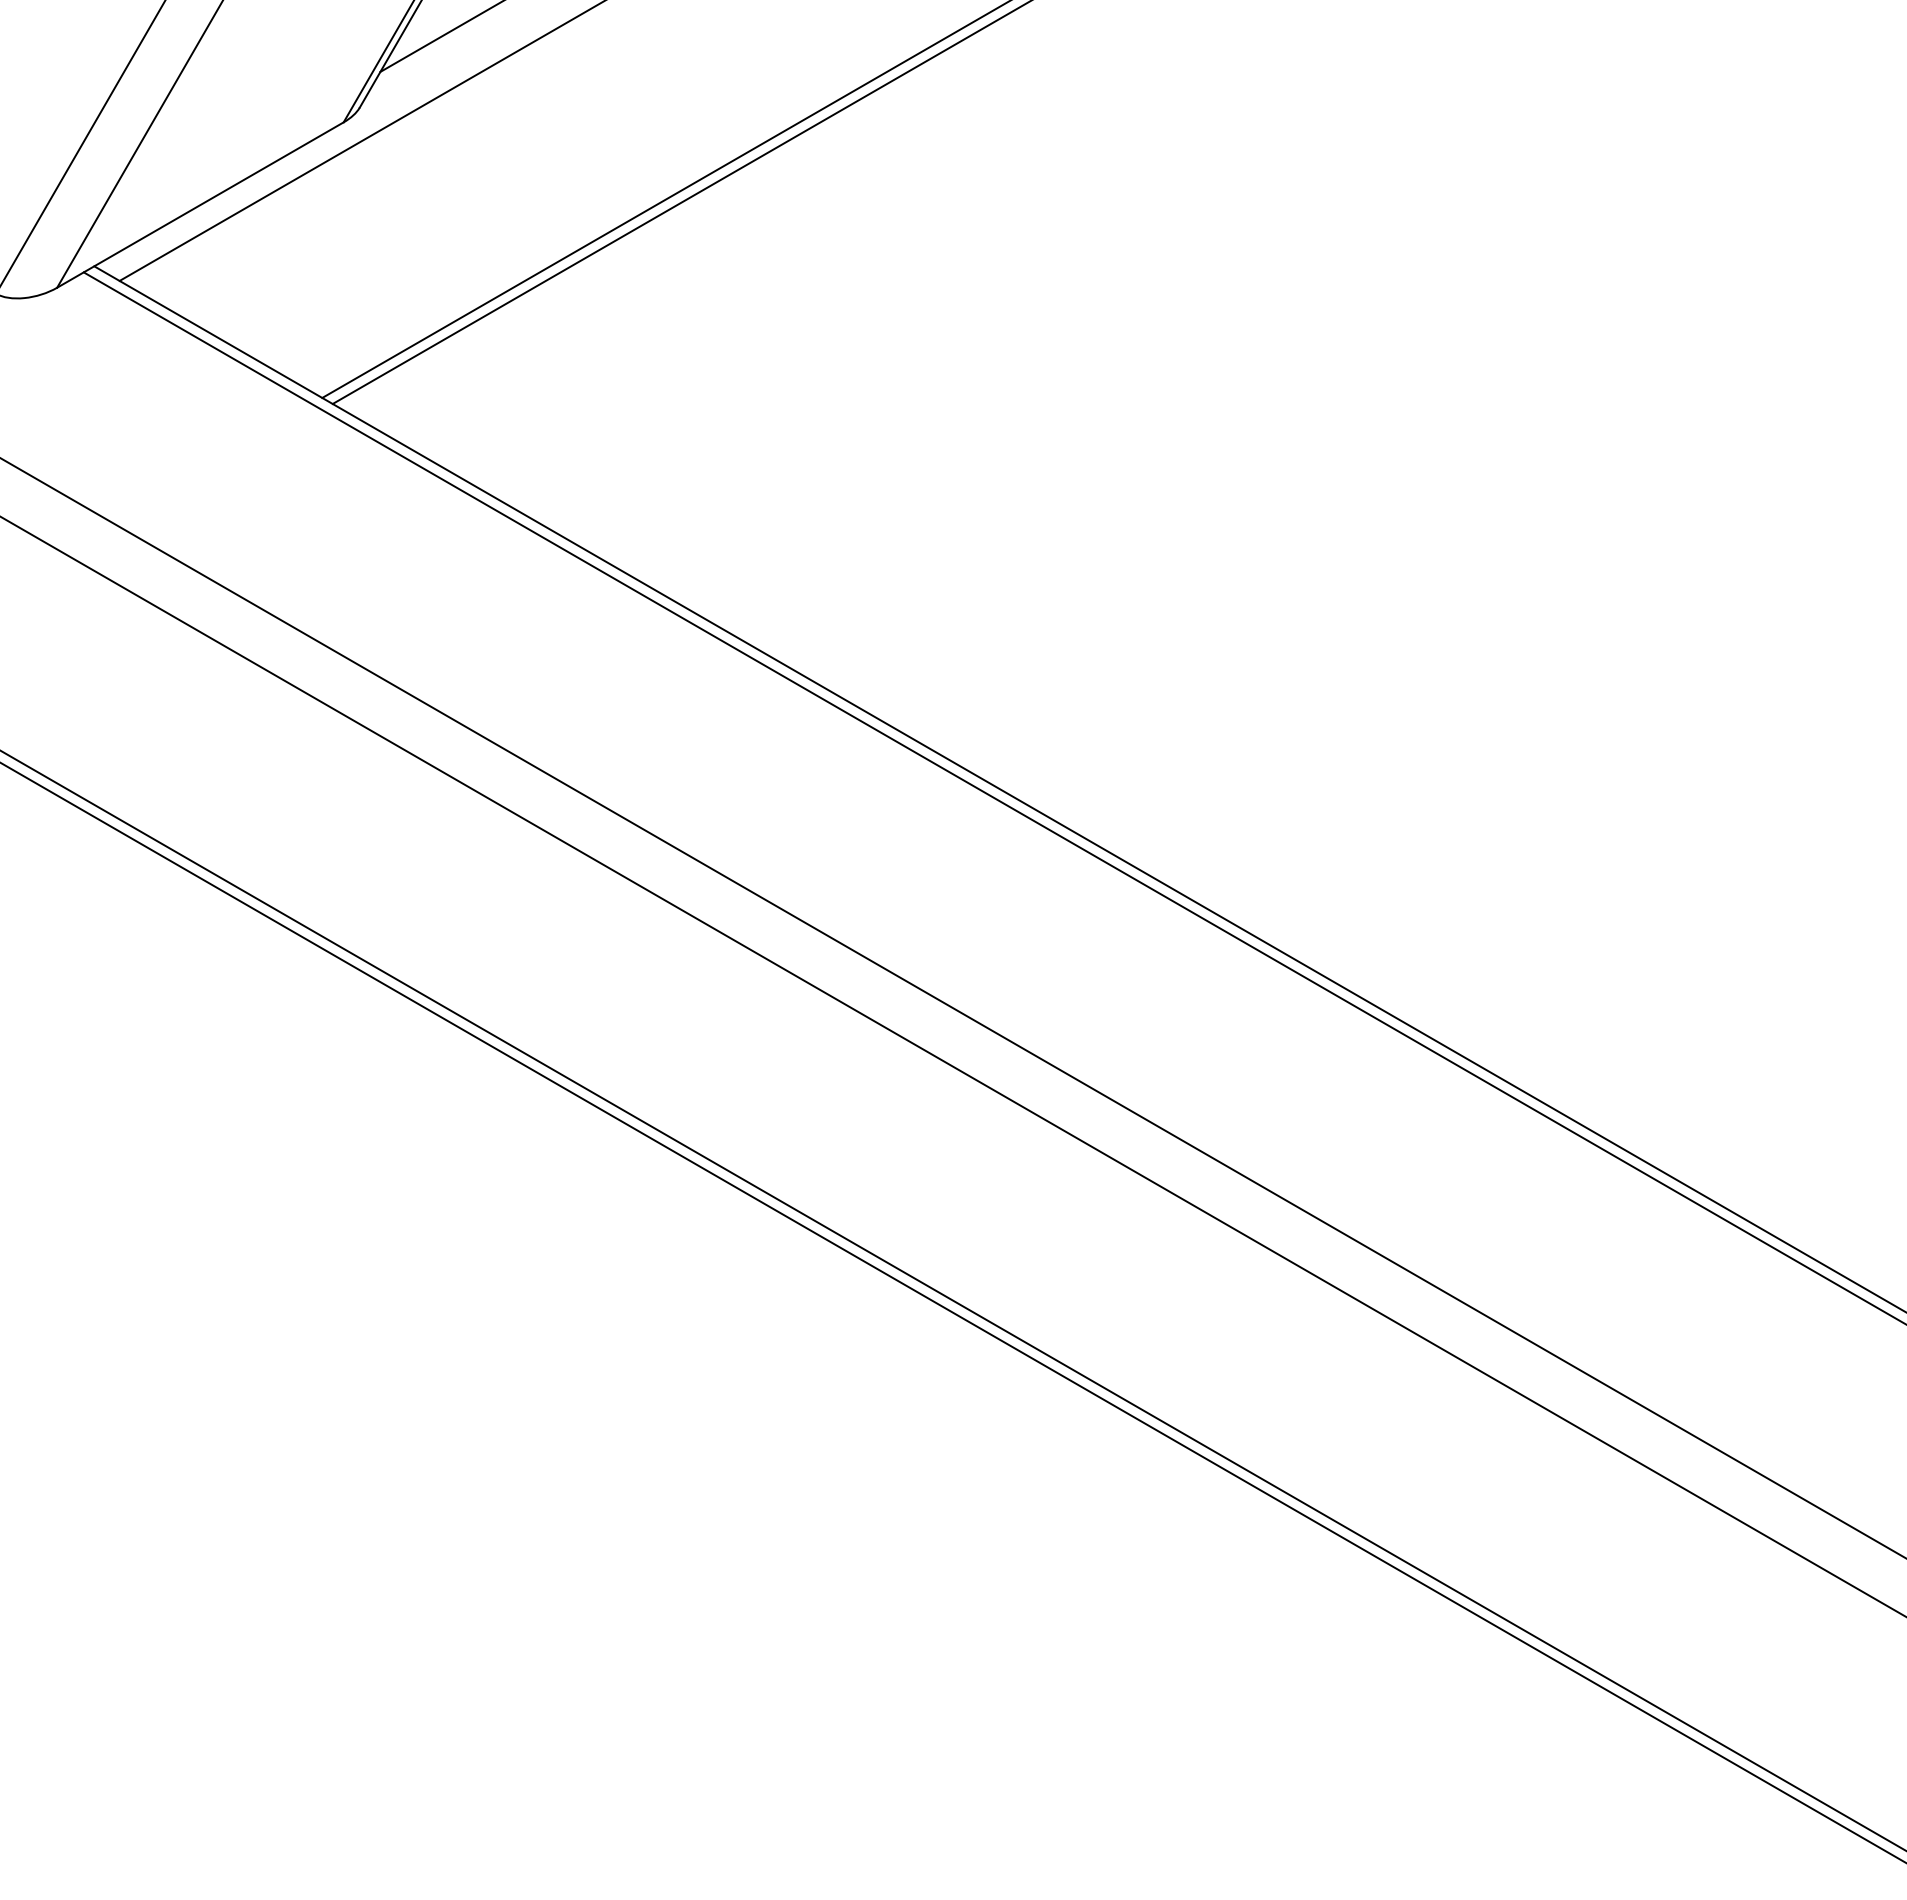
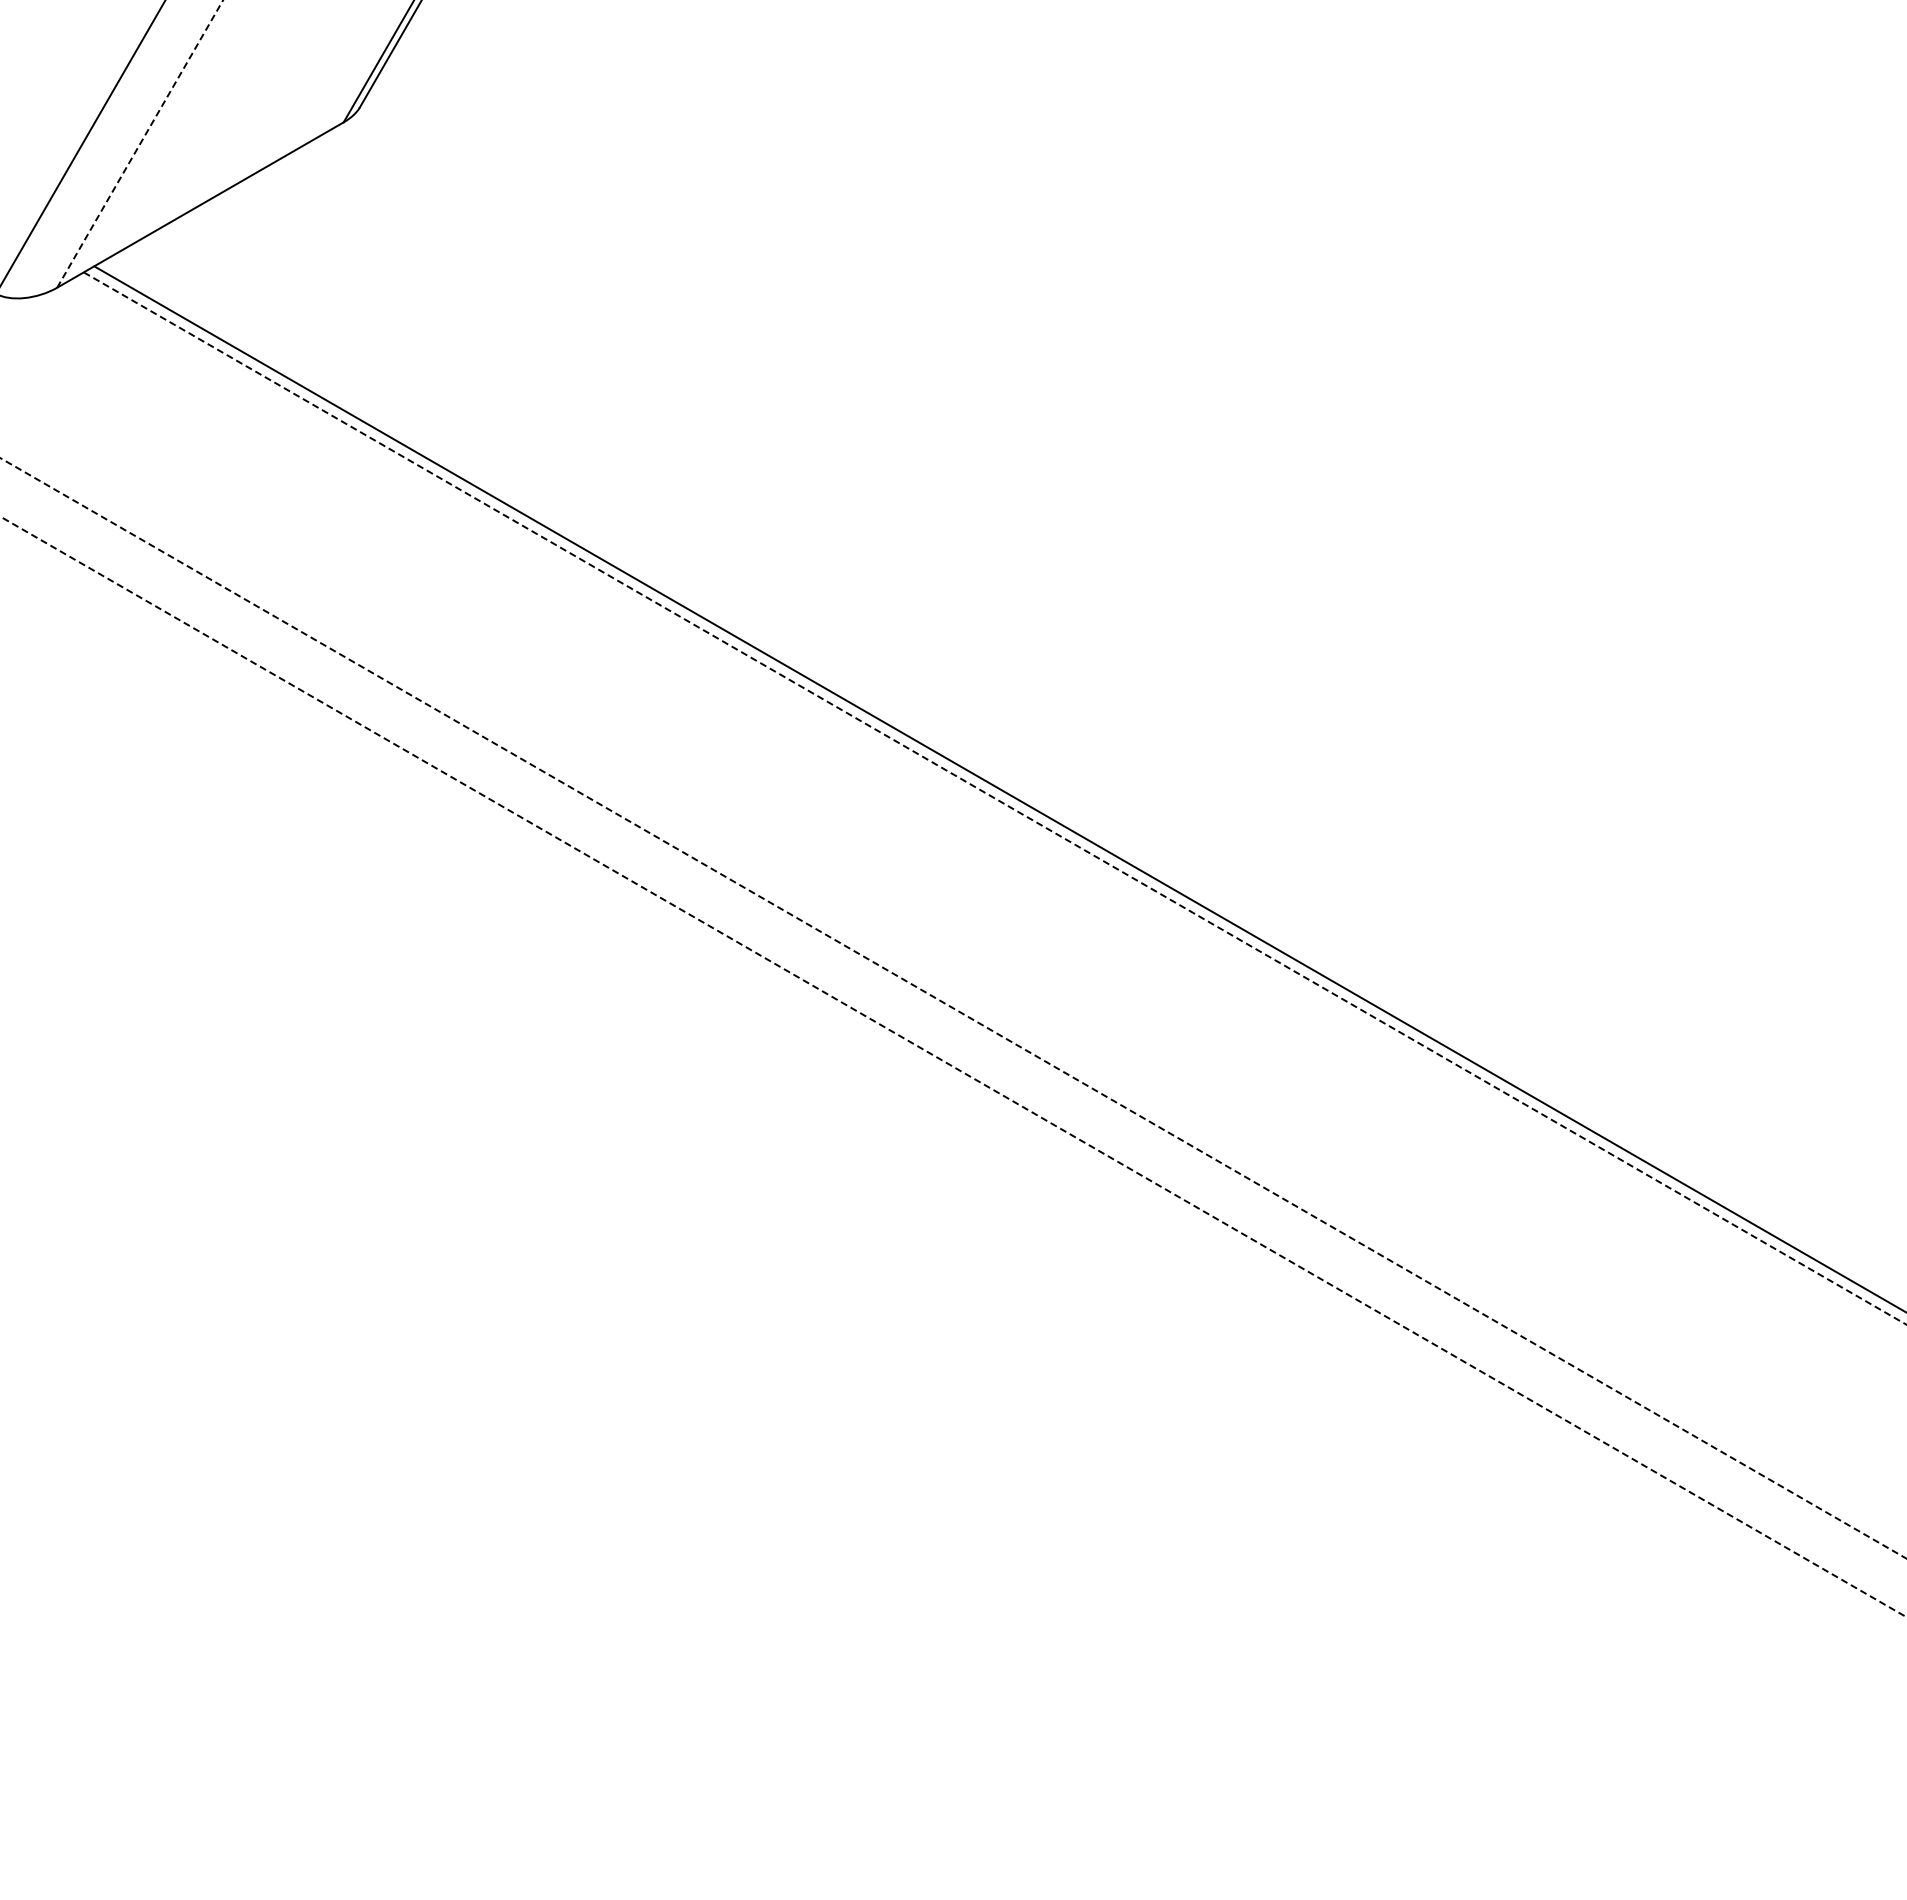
line: present -> none (440, 36)
line: present -> none (360, 141)
line: solid -> dashed (140, 143)
line: present -> none (664, 199)
line: present -> none (680, 202)
line: solid -> dashed (995, 798)
line: solid -> dashed (954, 1008)
line: solid -> dashed (953, 1066)
line: present -> none (952, 1300)
line: present -> none (952, 1312)
